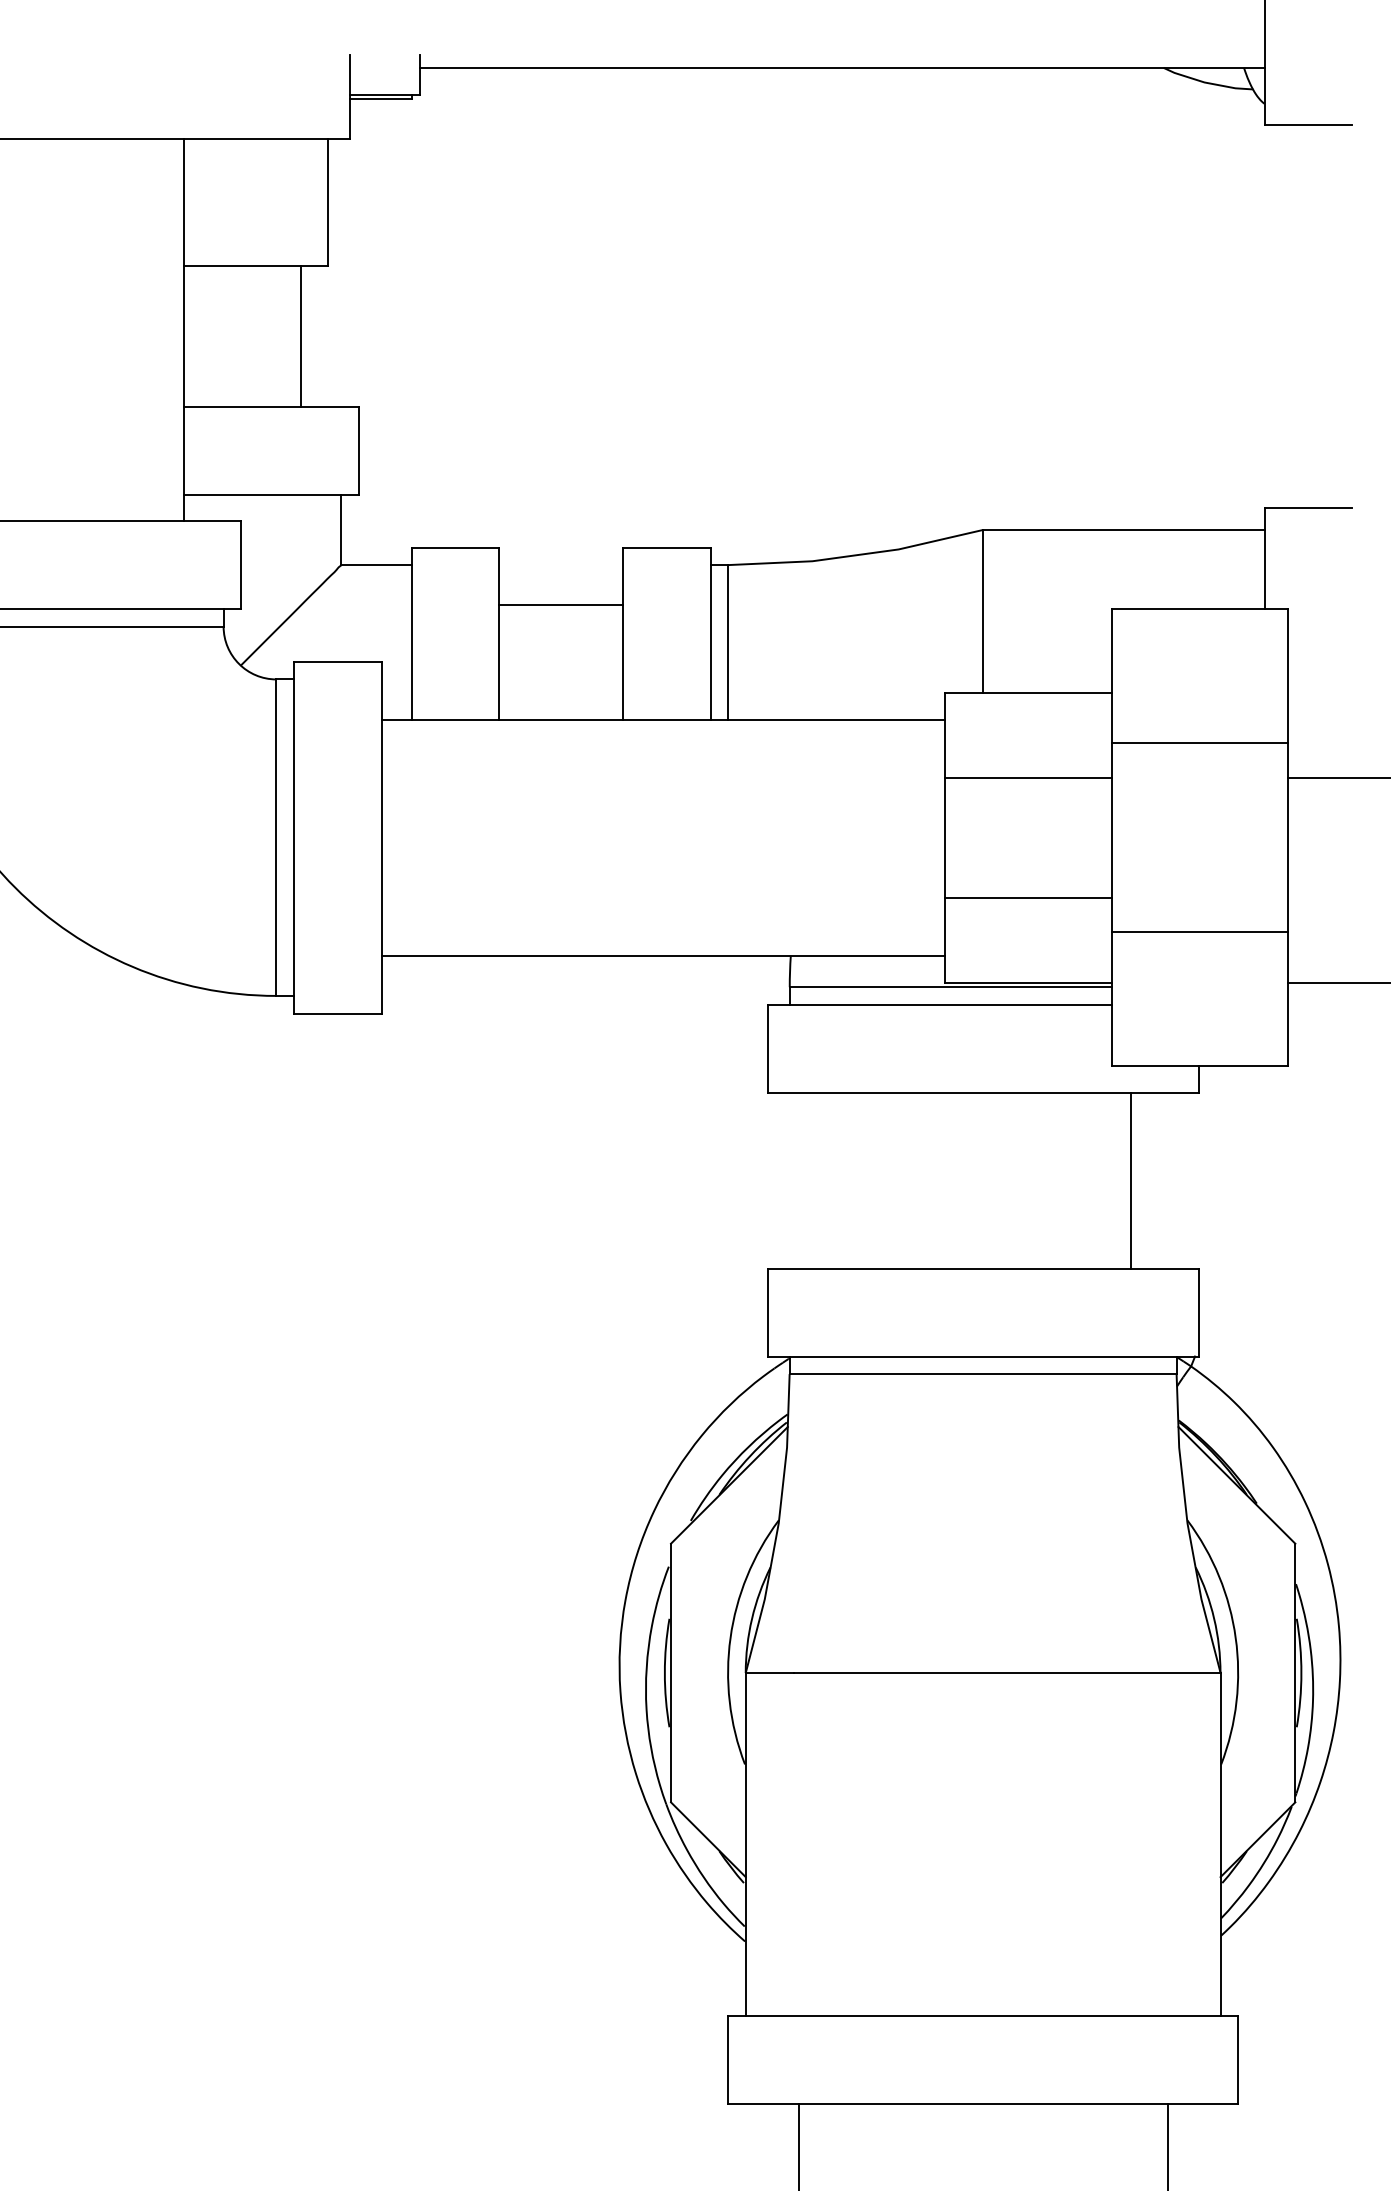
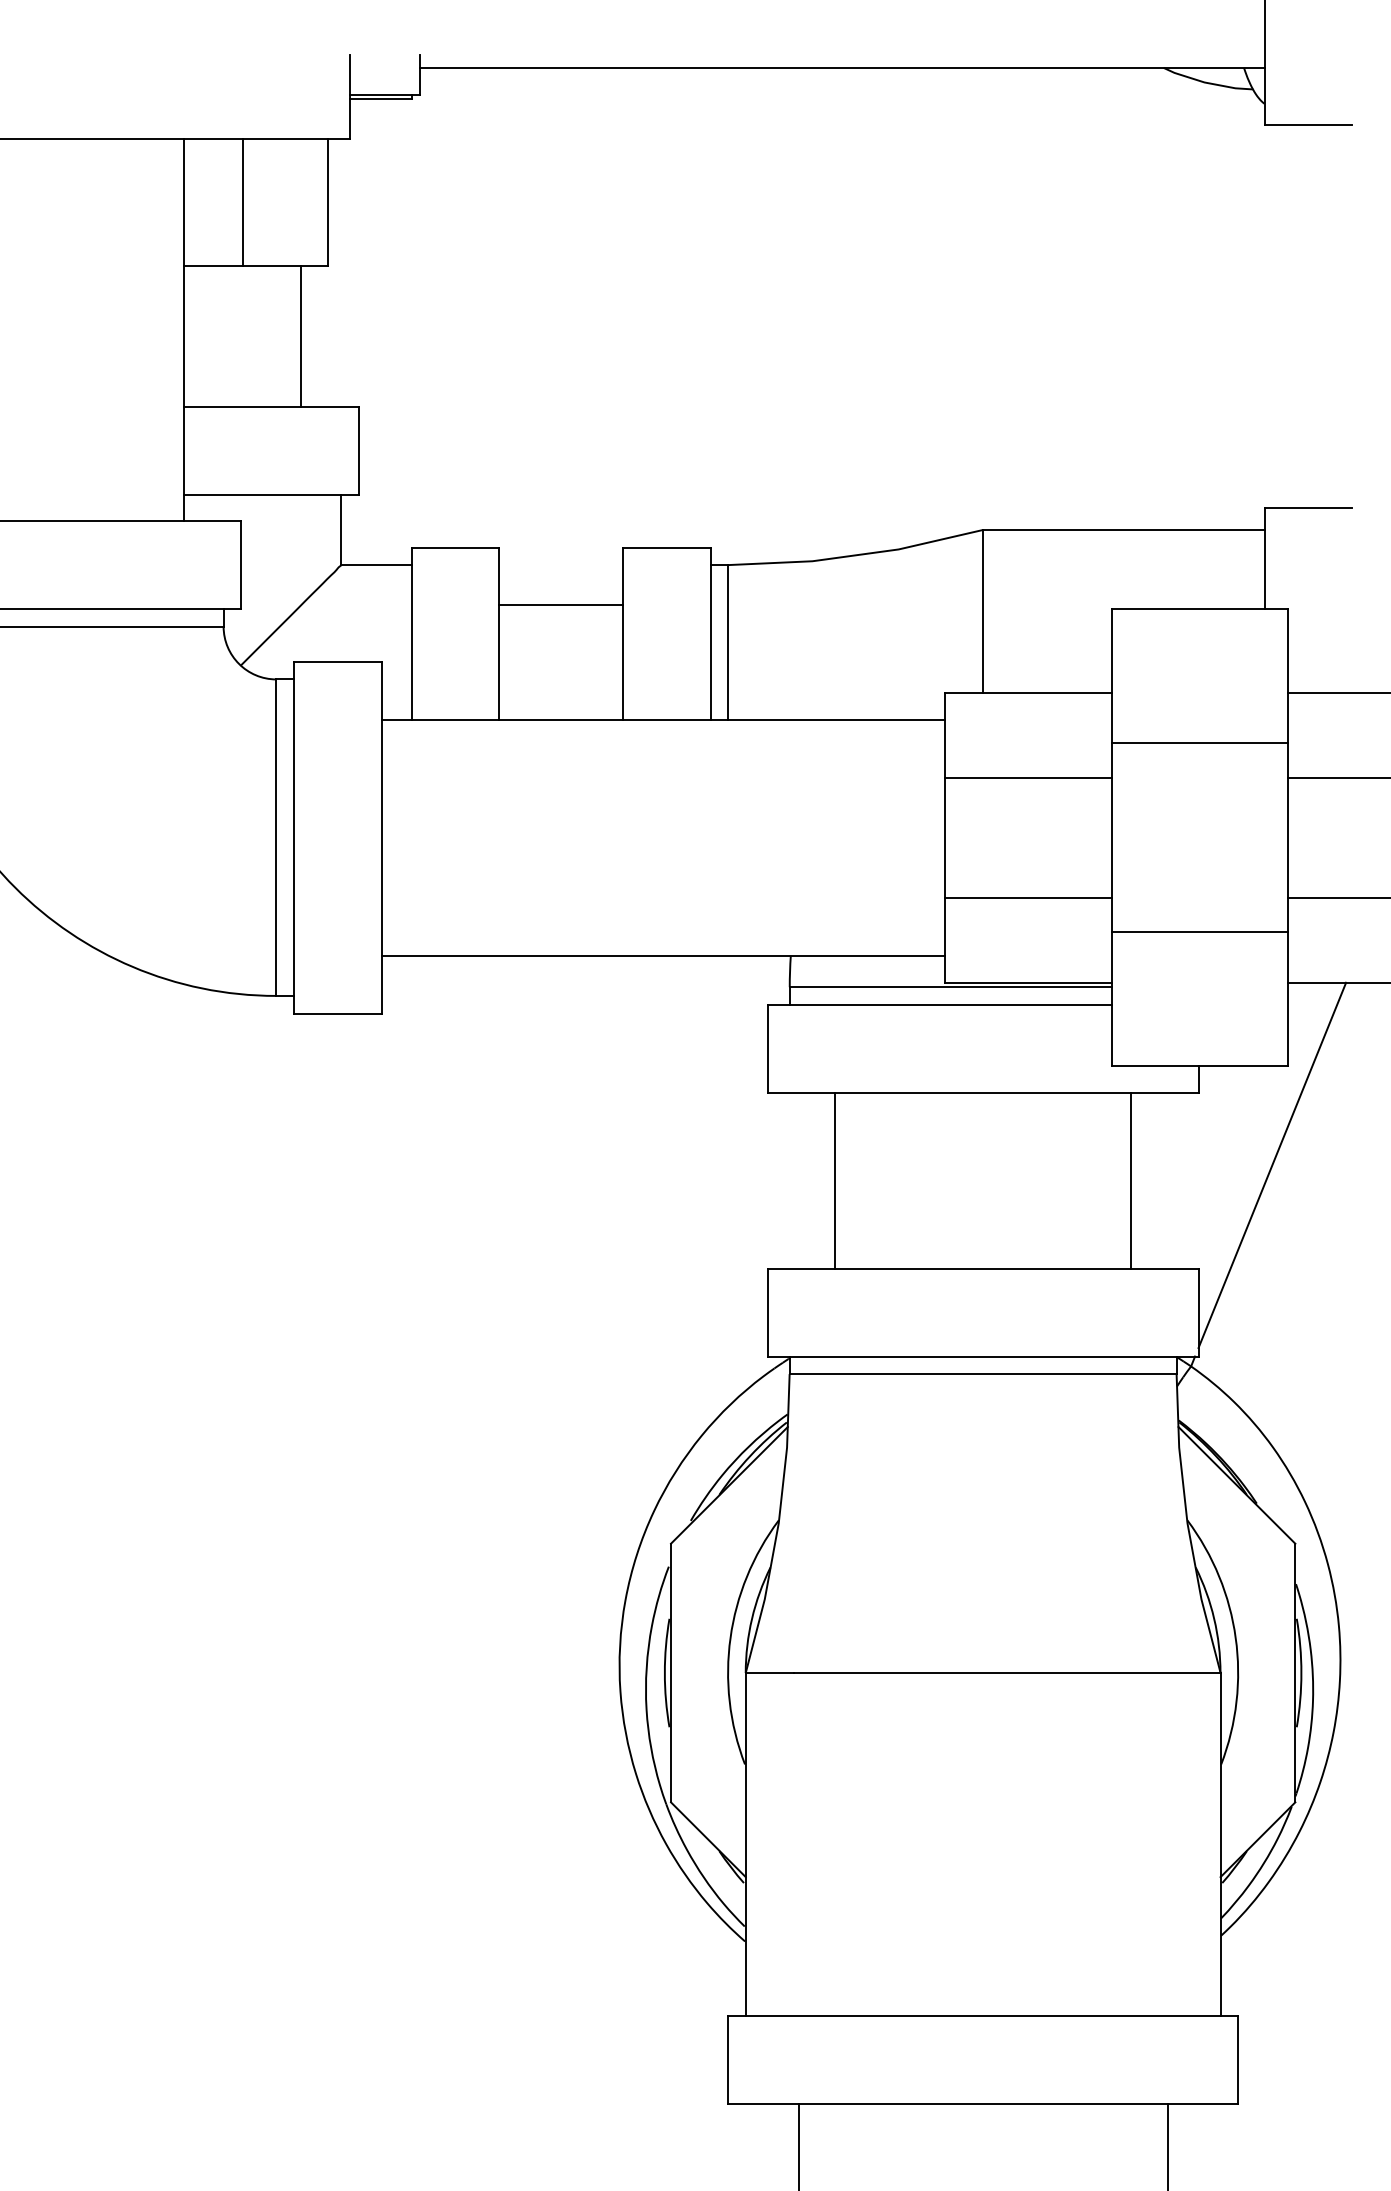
line: none -> present (243, 202)
line: none -> present (1337, 692)
line: none -> present (1337, 897)
line: none -> present (1272, 1164)
line: none -> present (835, 1180)
